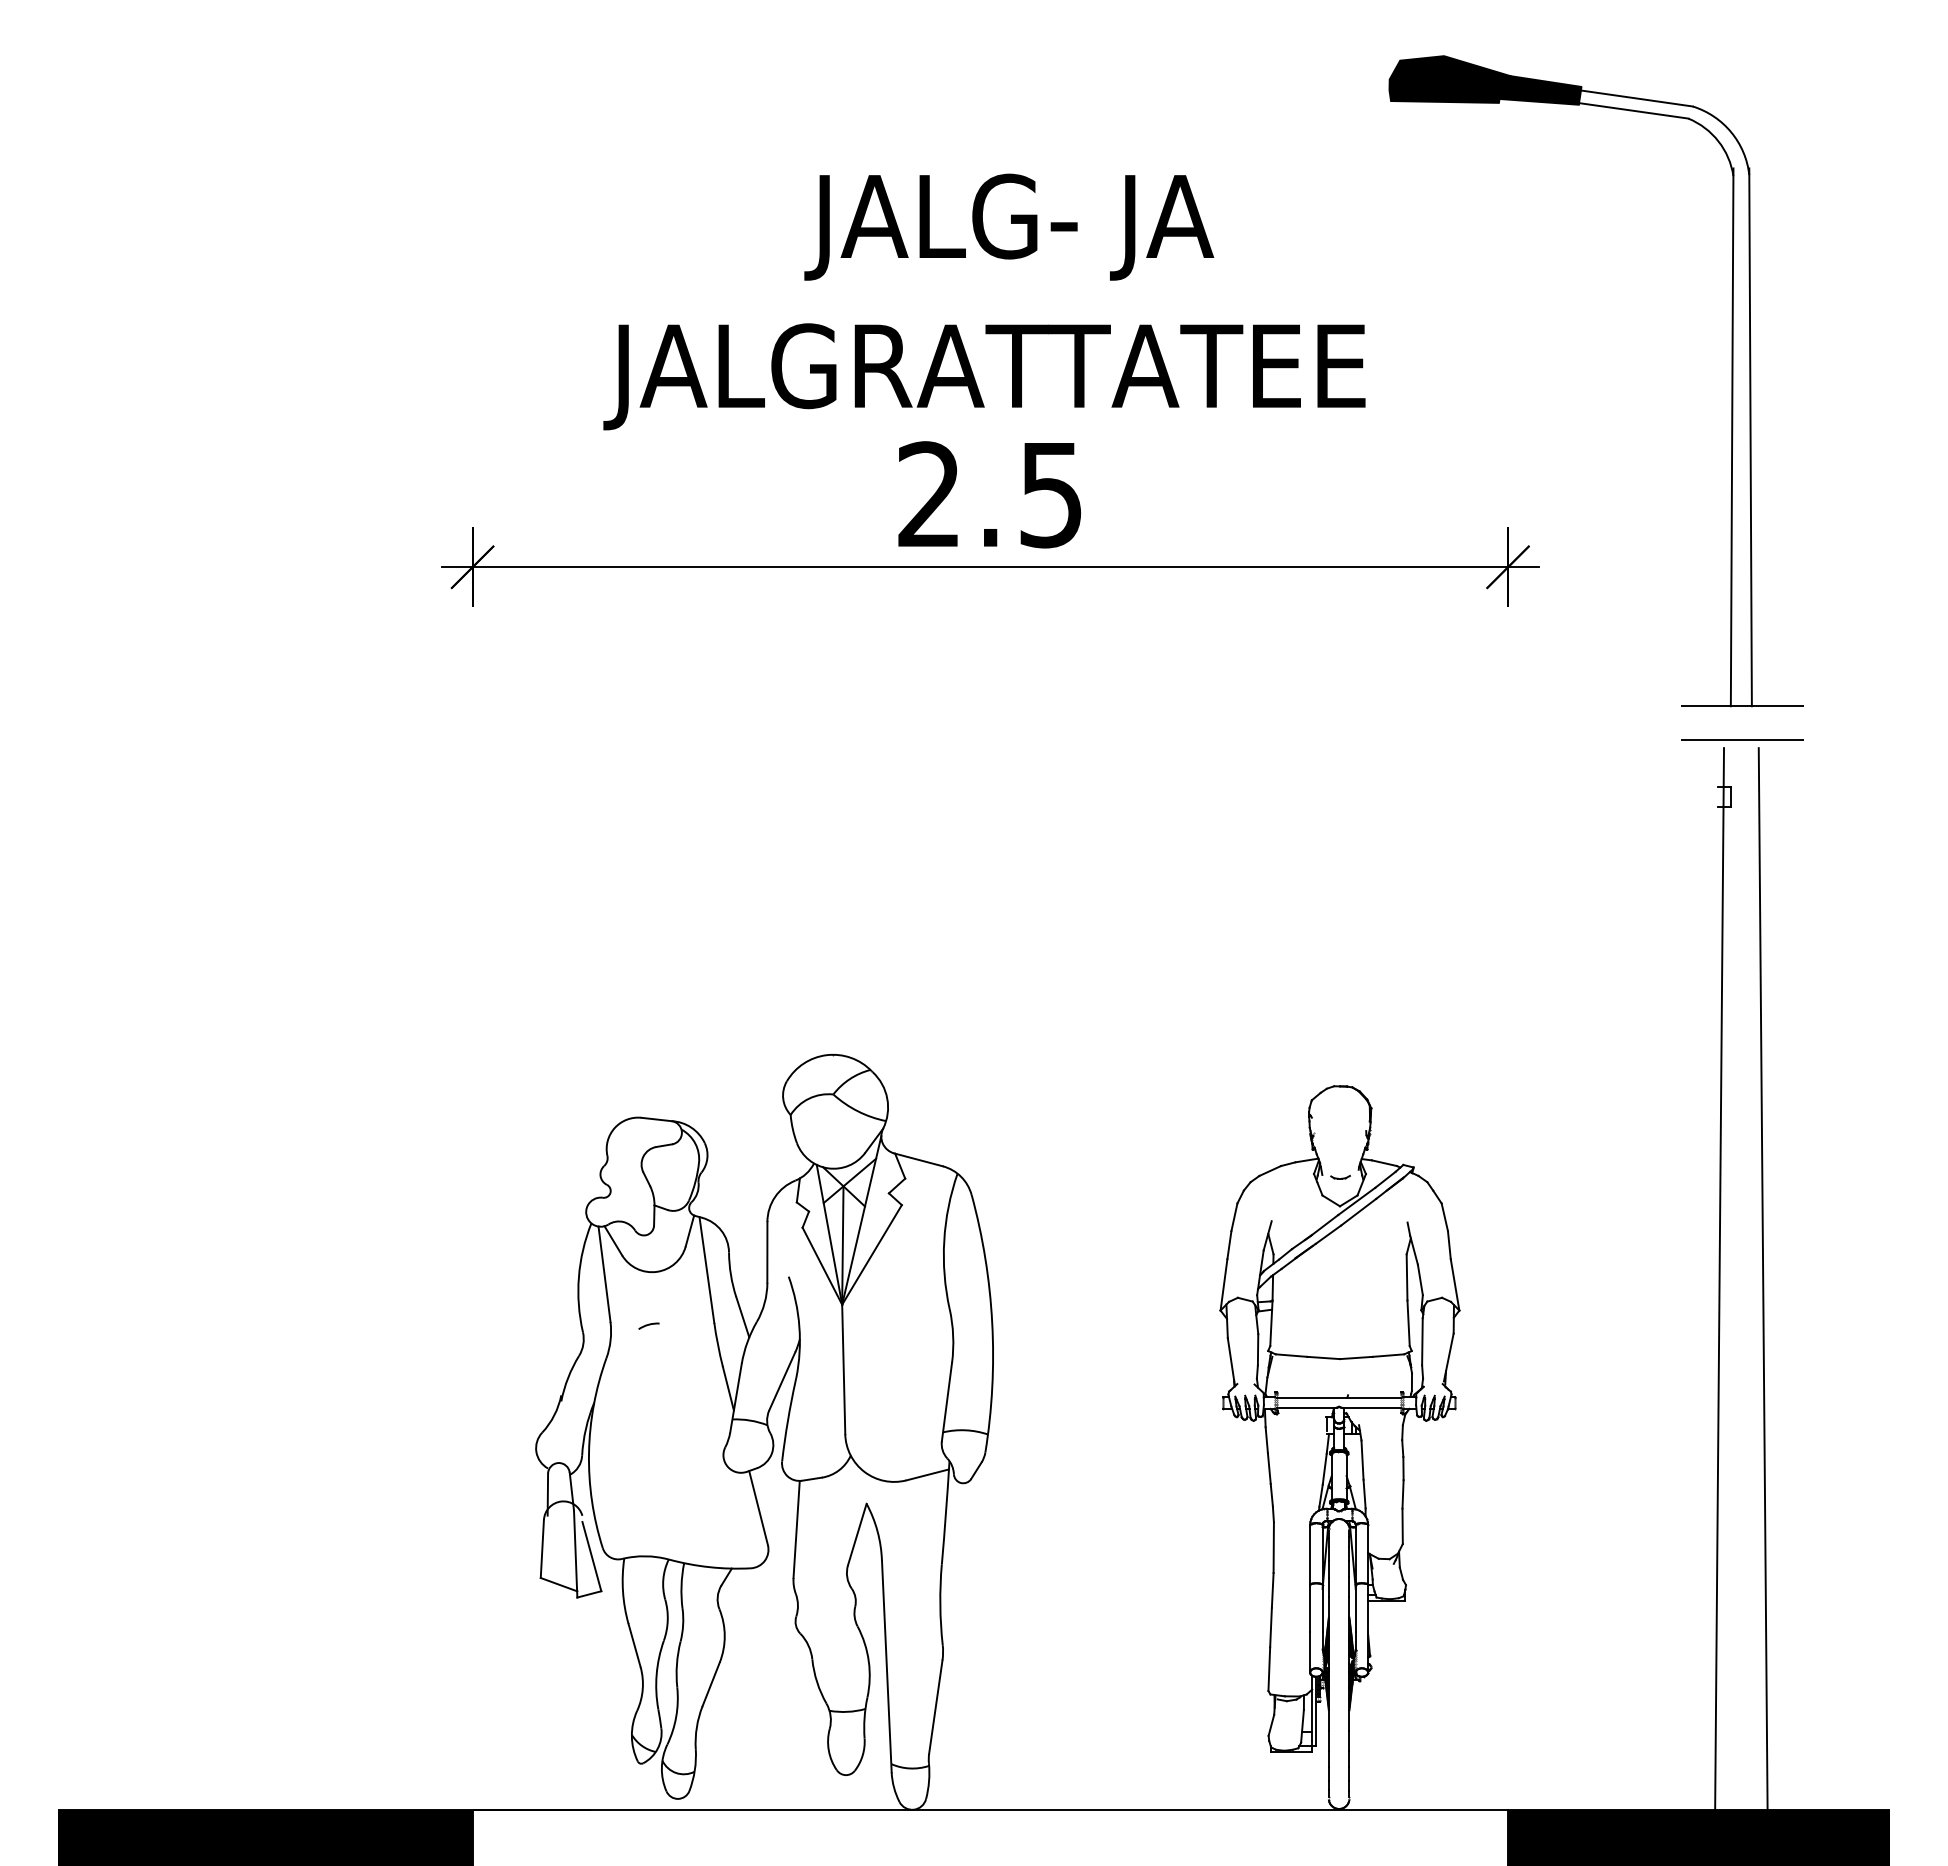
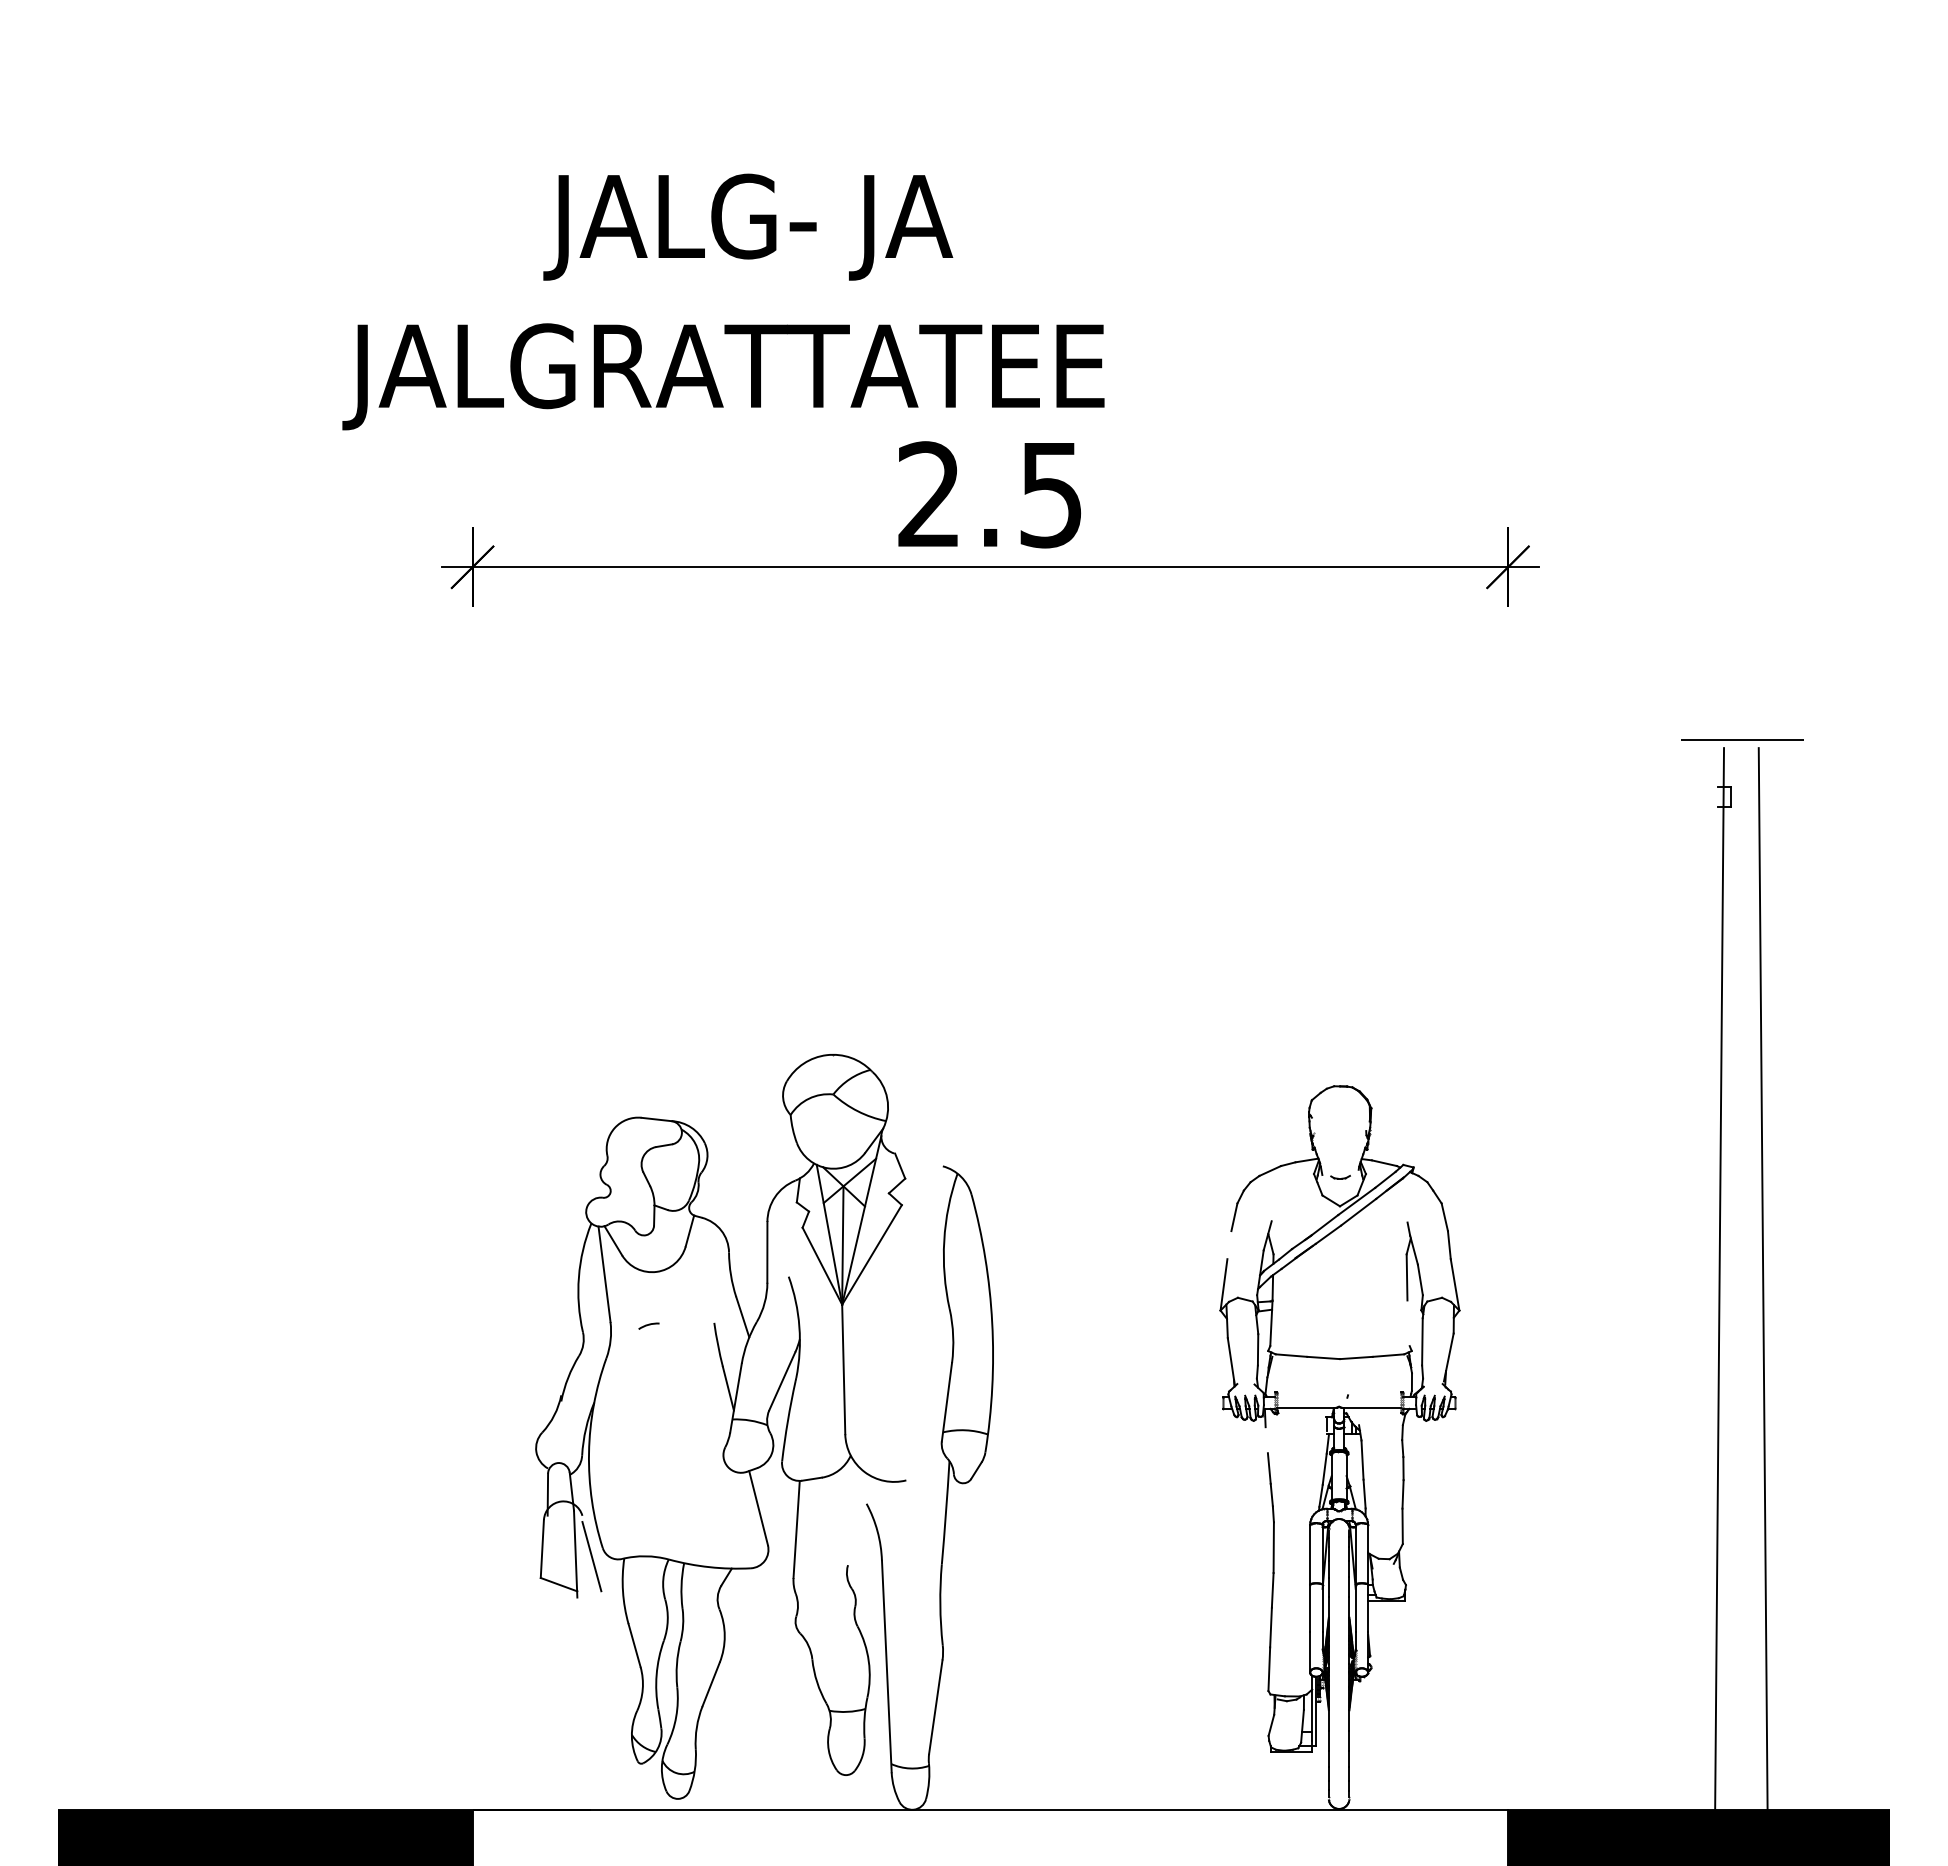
text position: (984, 301) -> (723, 301) (723, 301)
part: present -> none (1731, 381)
line: present -> none (918, 1159)
line: present -> none (1229, 1245)
line: present -> none (706, 1269)
line: present -> none (1408, 1323)
line: present -> none (1338, 1397)
line: present -> none (1266, 1440)
line: present -> none (927, 1474)
line: present -> none (857, 1534)
line: present -> none (589, 1594)
